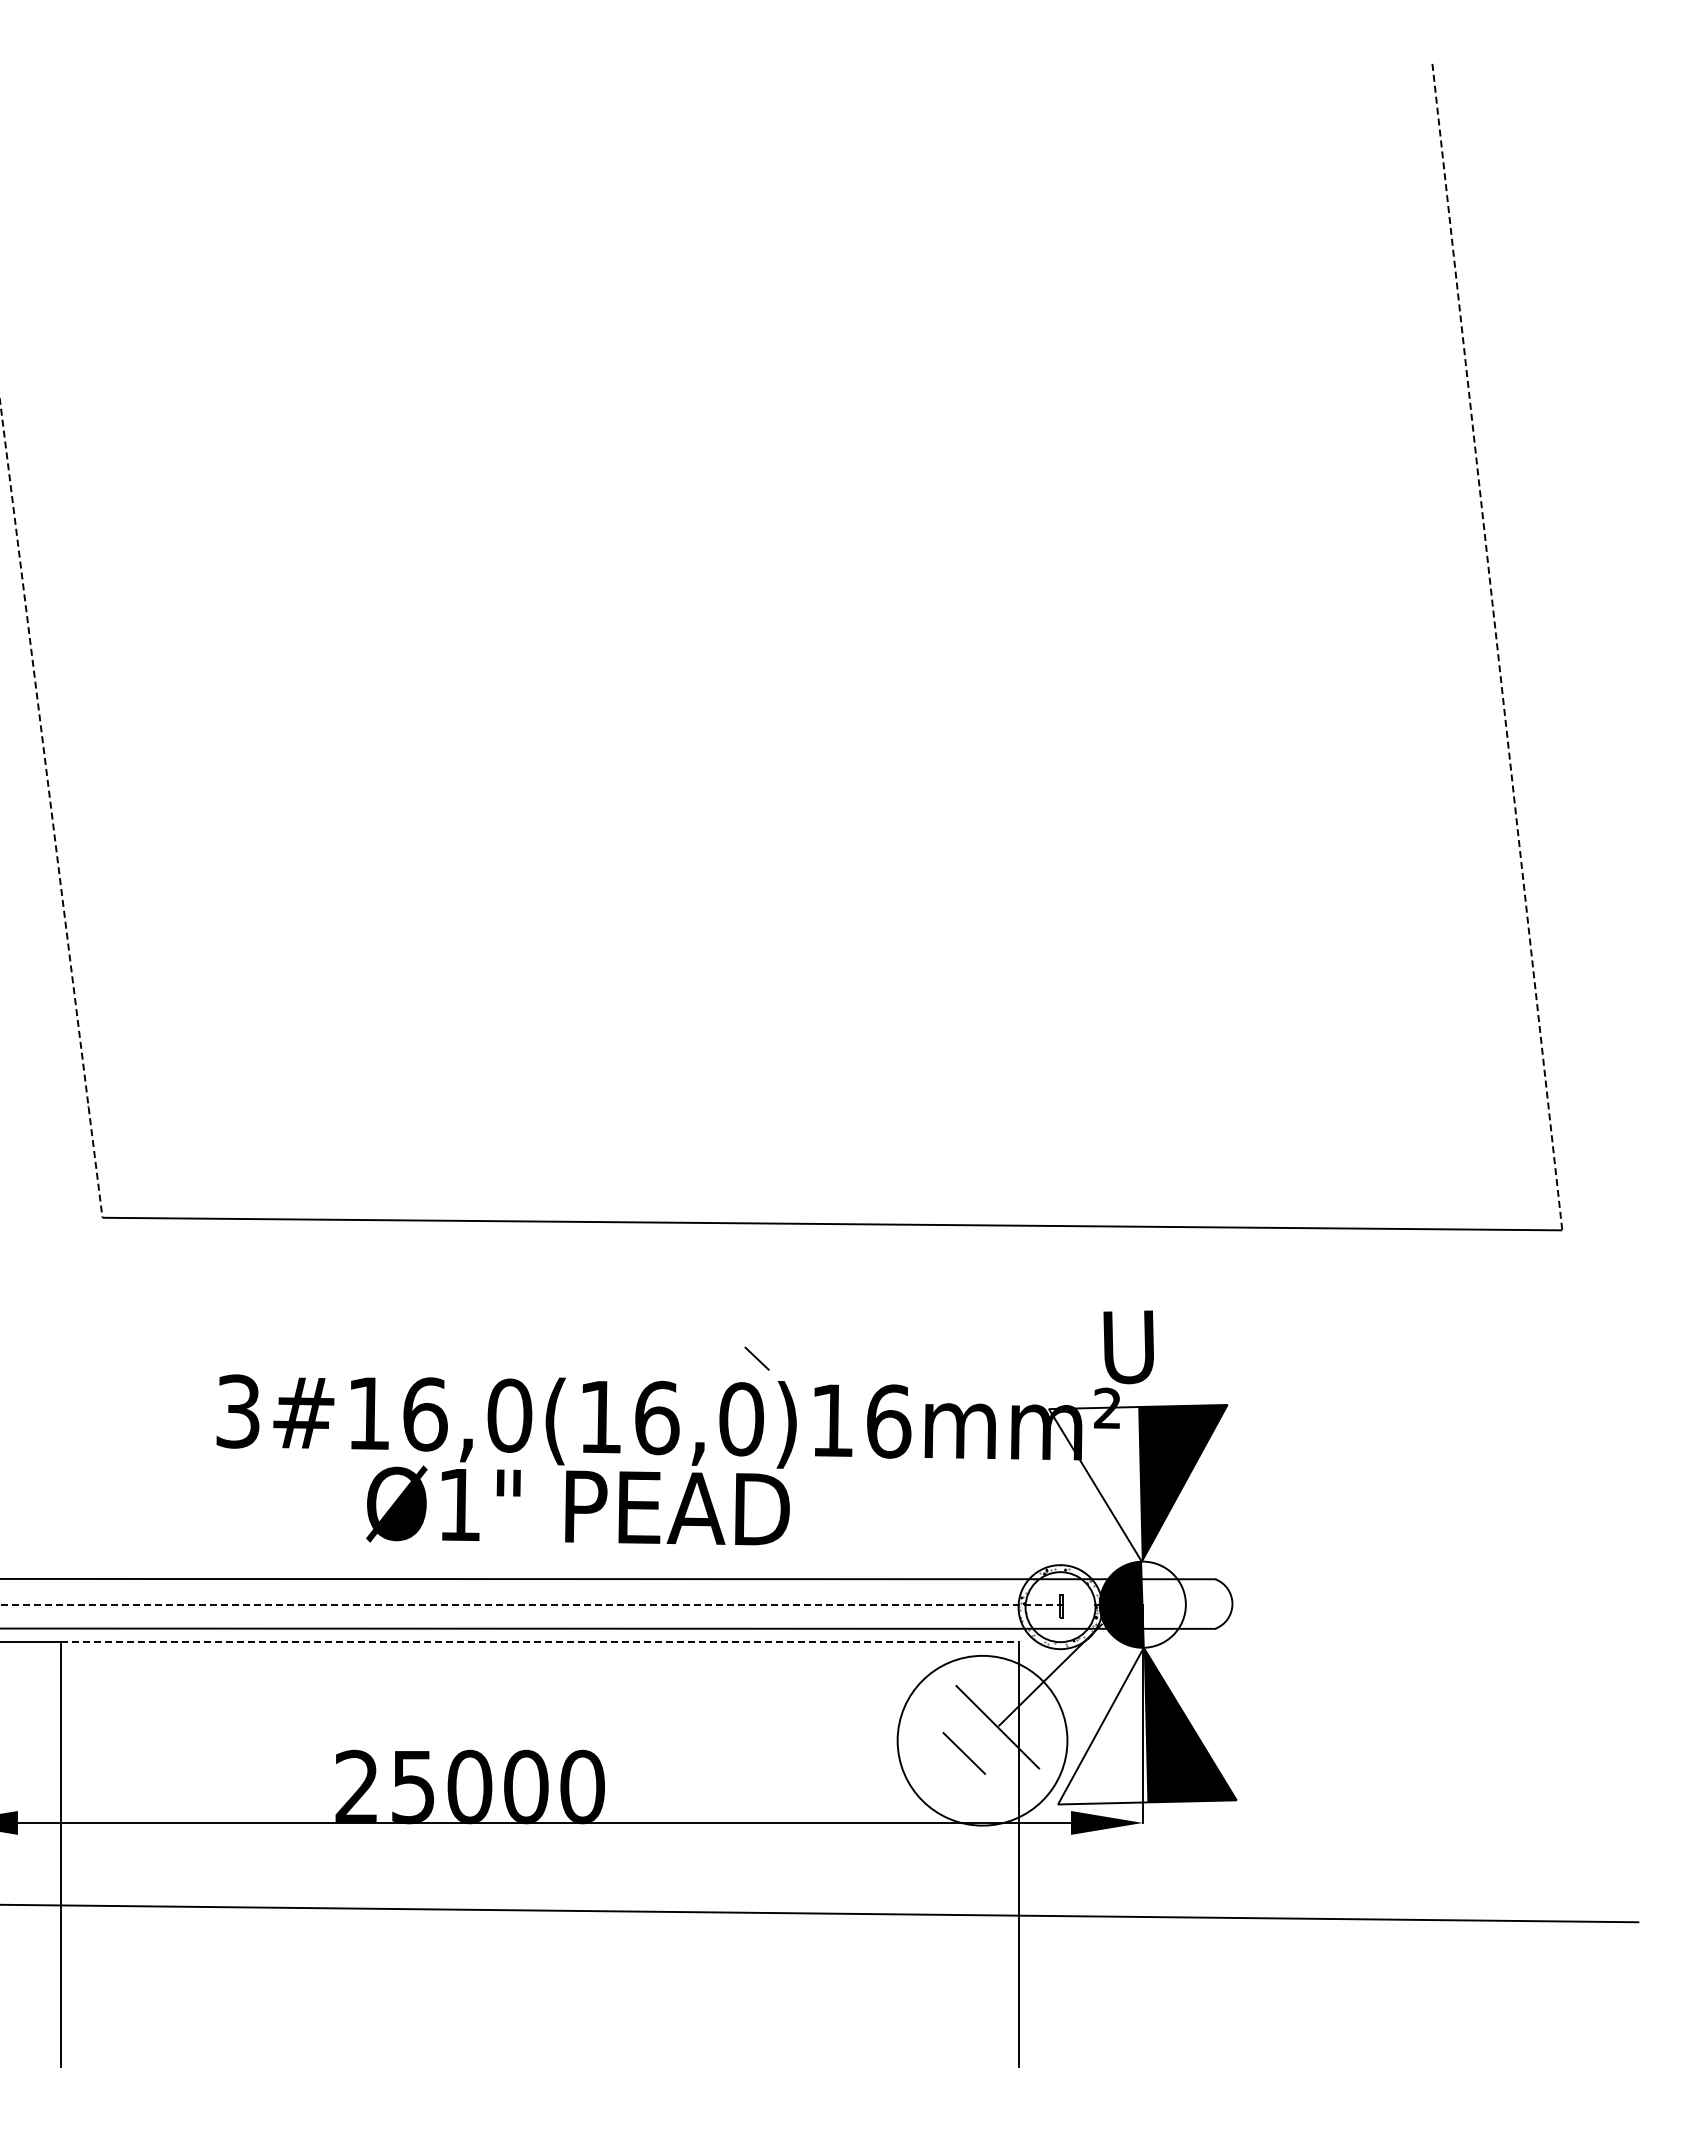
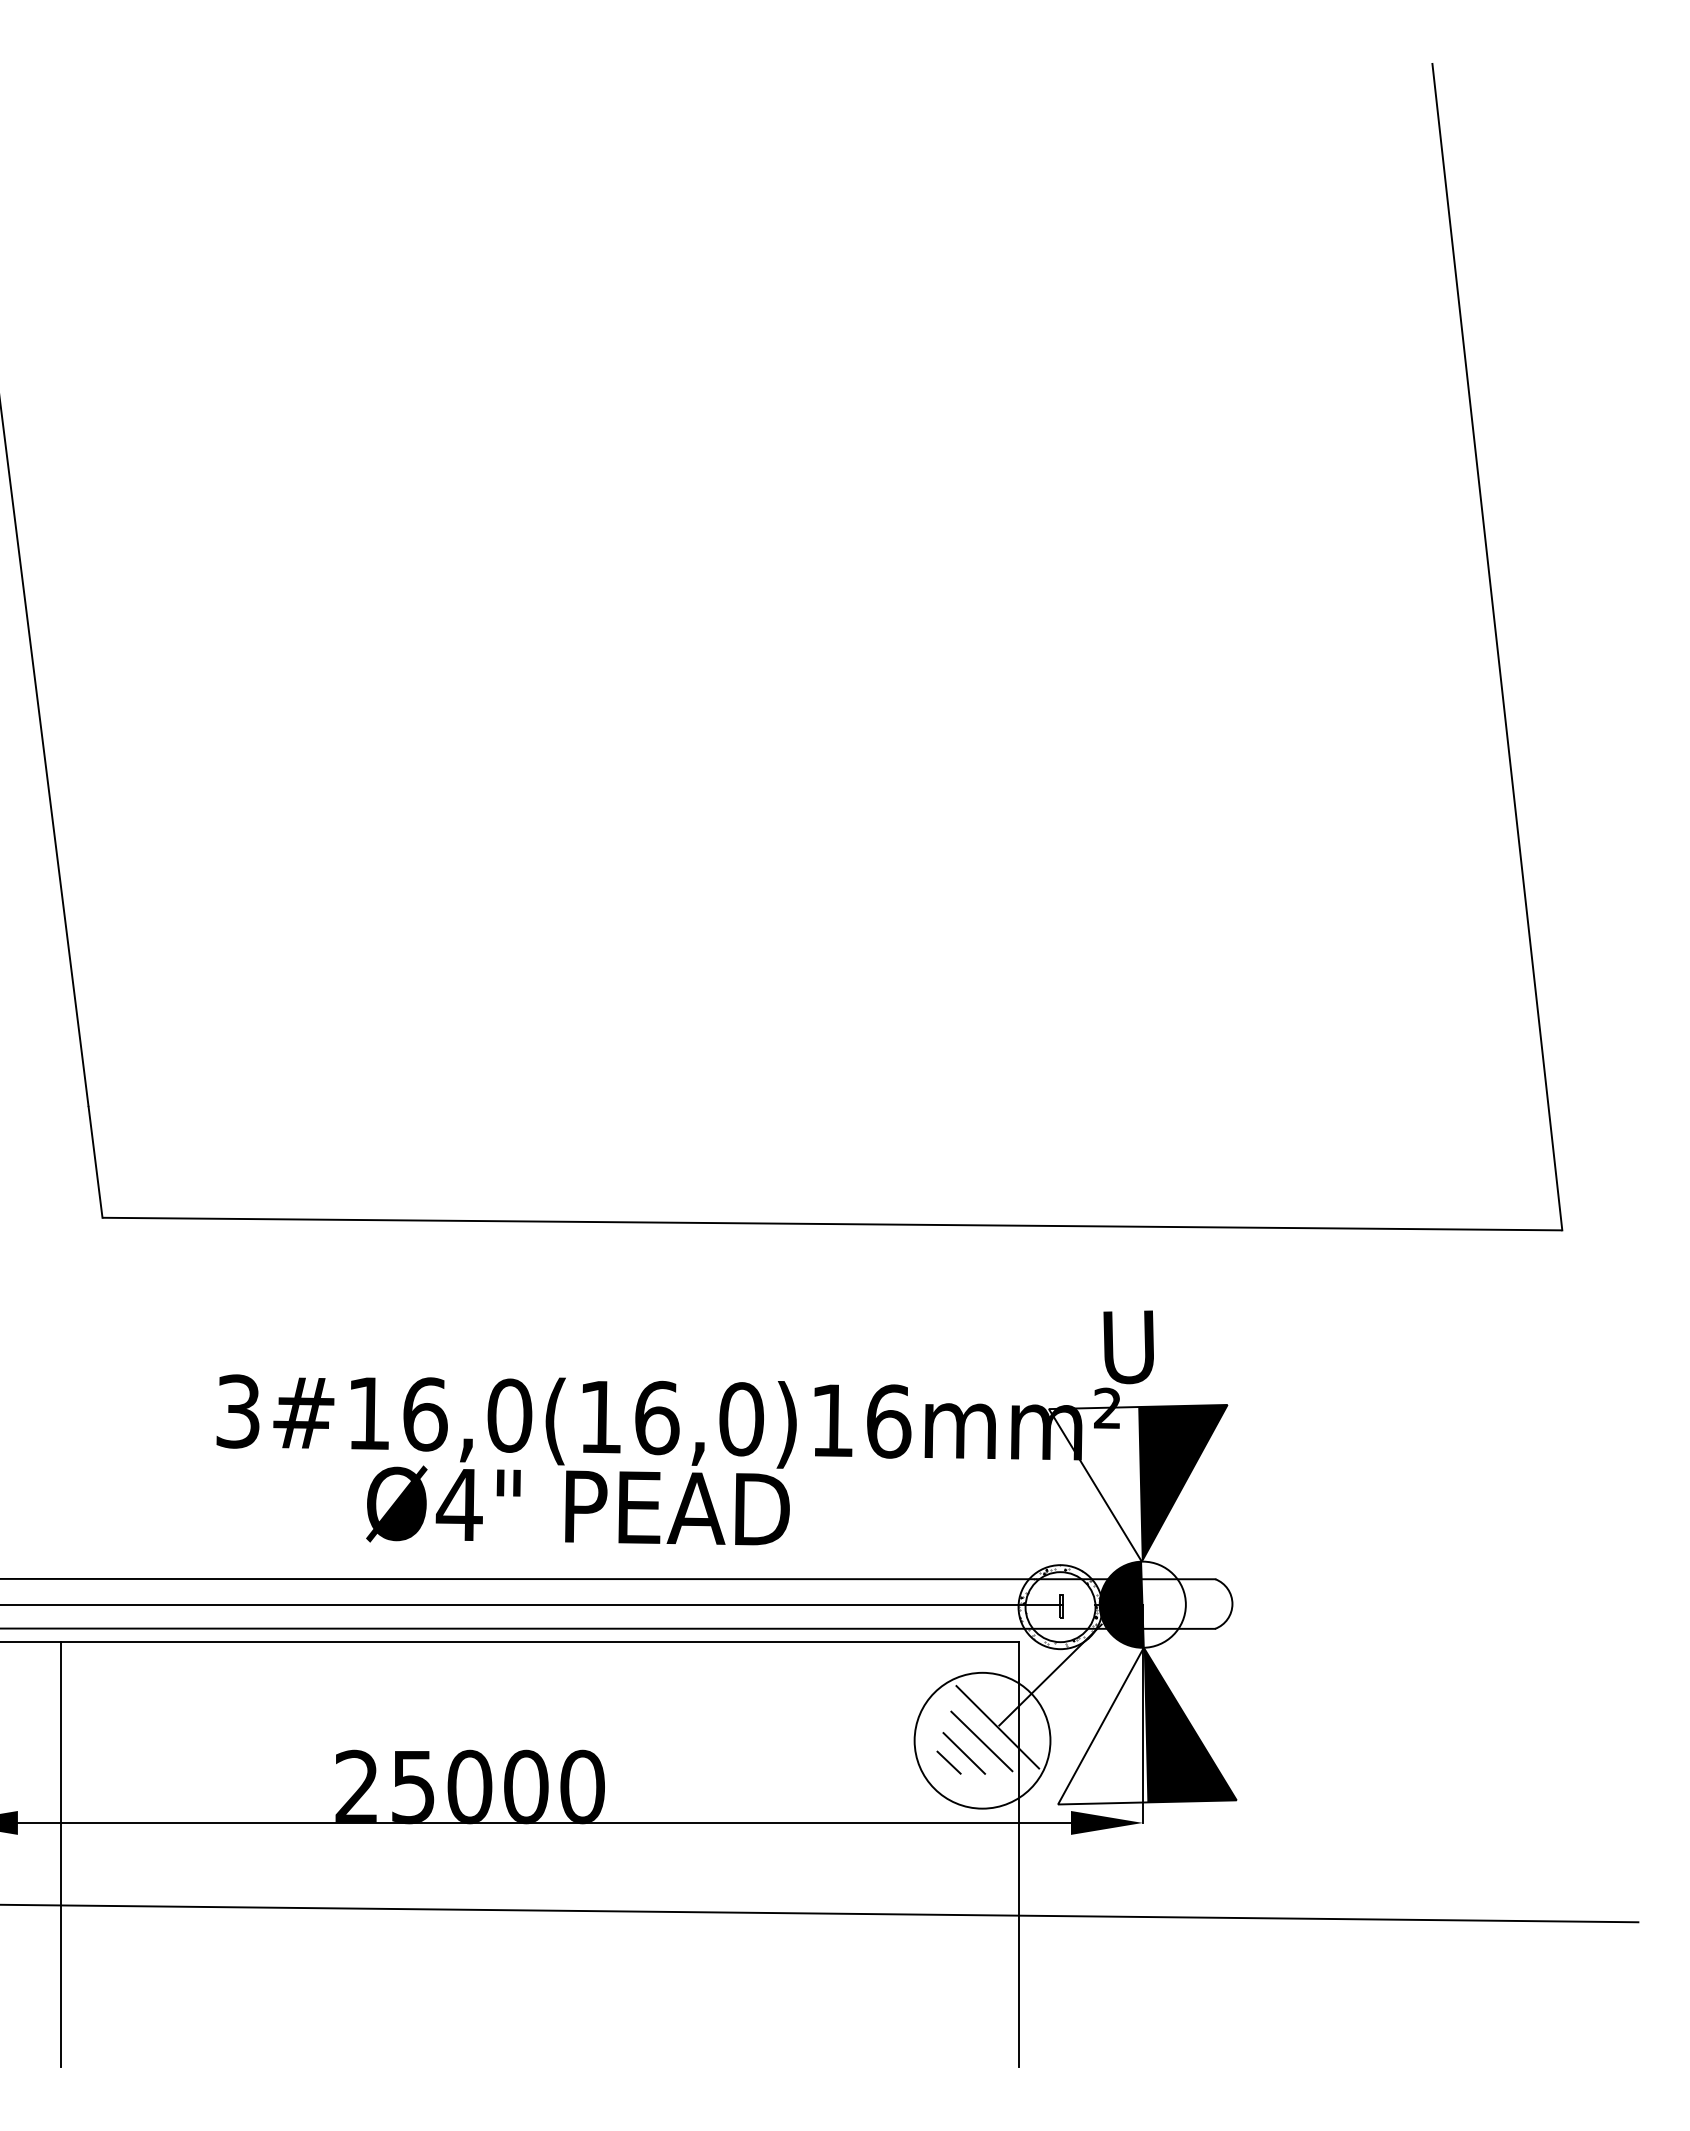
line: dashed -> solid (1497, 647)
line: dashed -> solid (51, 809)
line position: (756, 1358) -> (948, 1762) (948, 1762)
text: Ø1" -> Ø4" (458, 1505)
line: dashed -> solid (531, 1604)
line: dashed -> solid (539, 1642)
circle diameter: 170 px -> 136 px (982, 1740)
line: none -> present (981, 1741)
